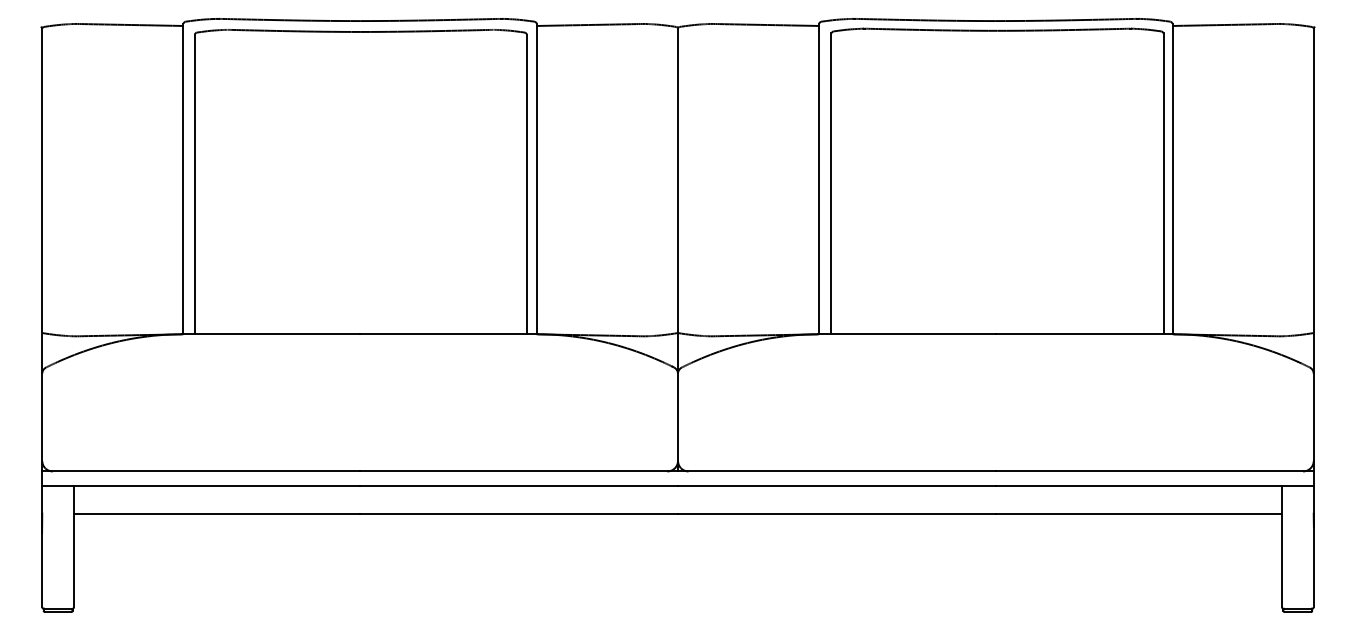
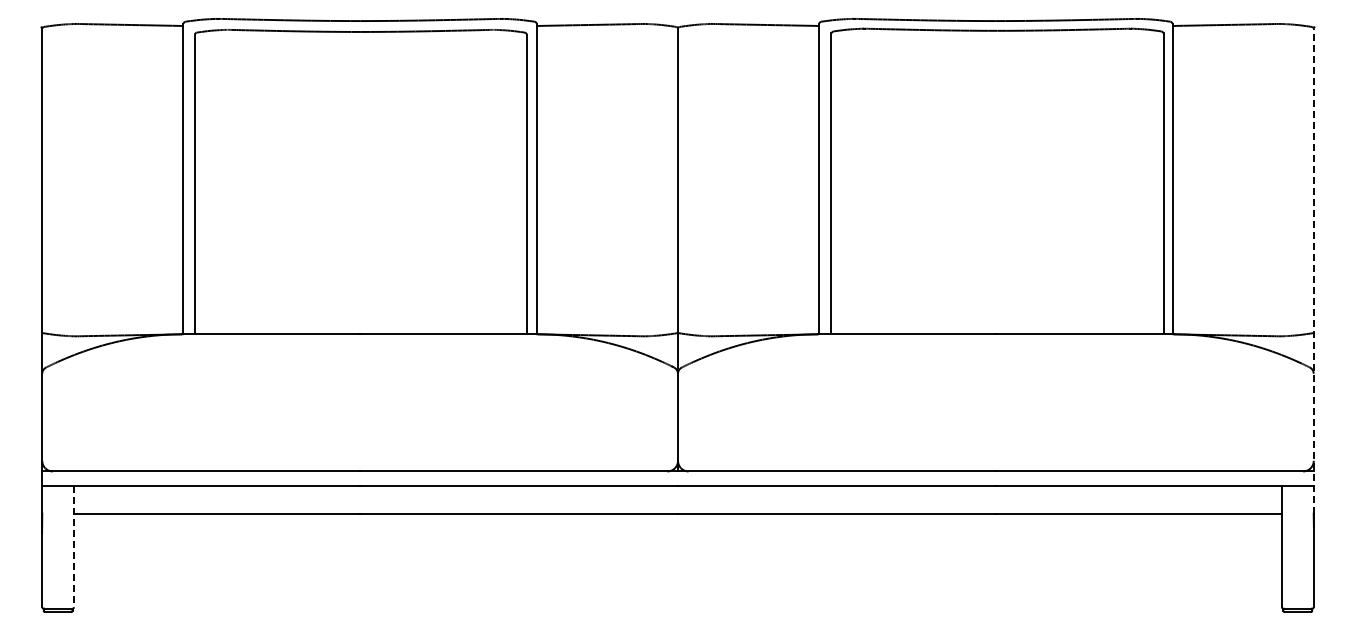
line: solid -> dashed (1313, 270)
line: solid -> dashed (74, 546)
